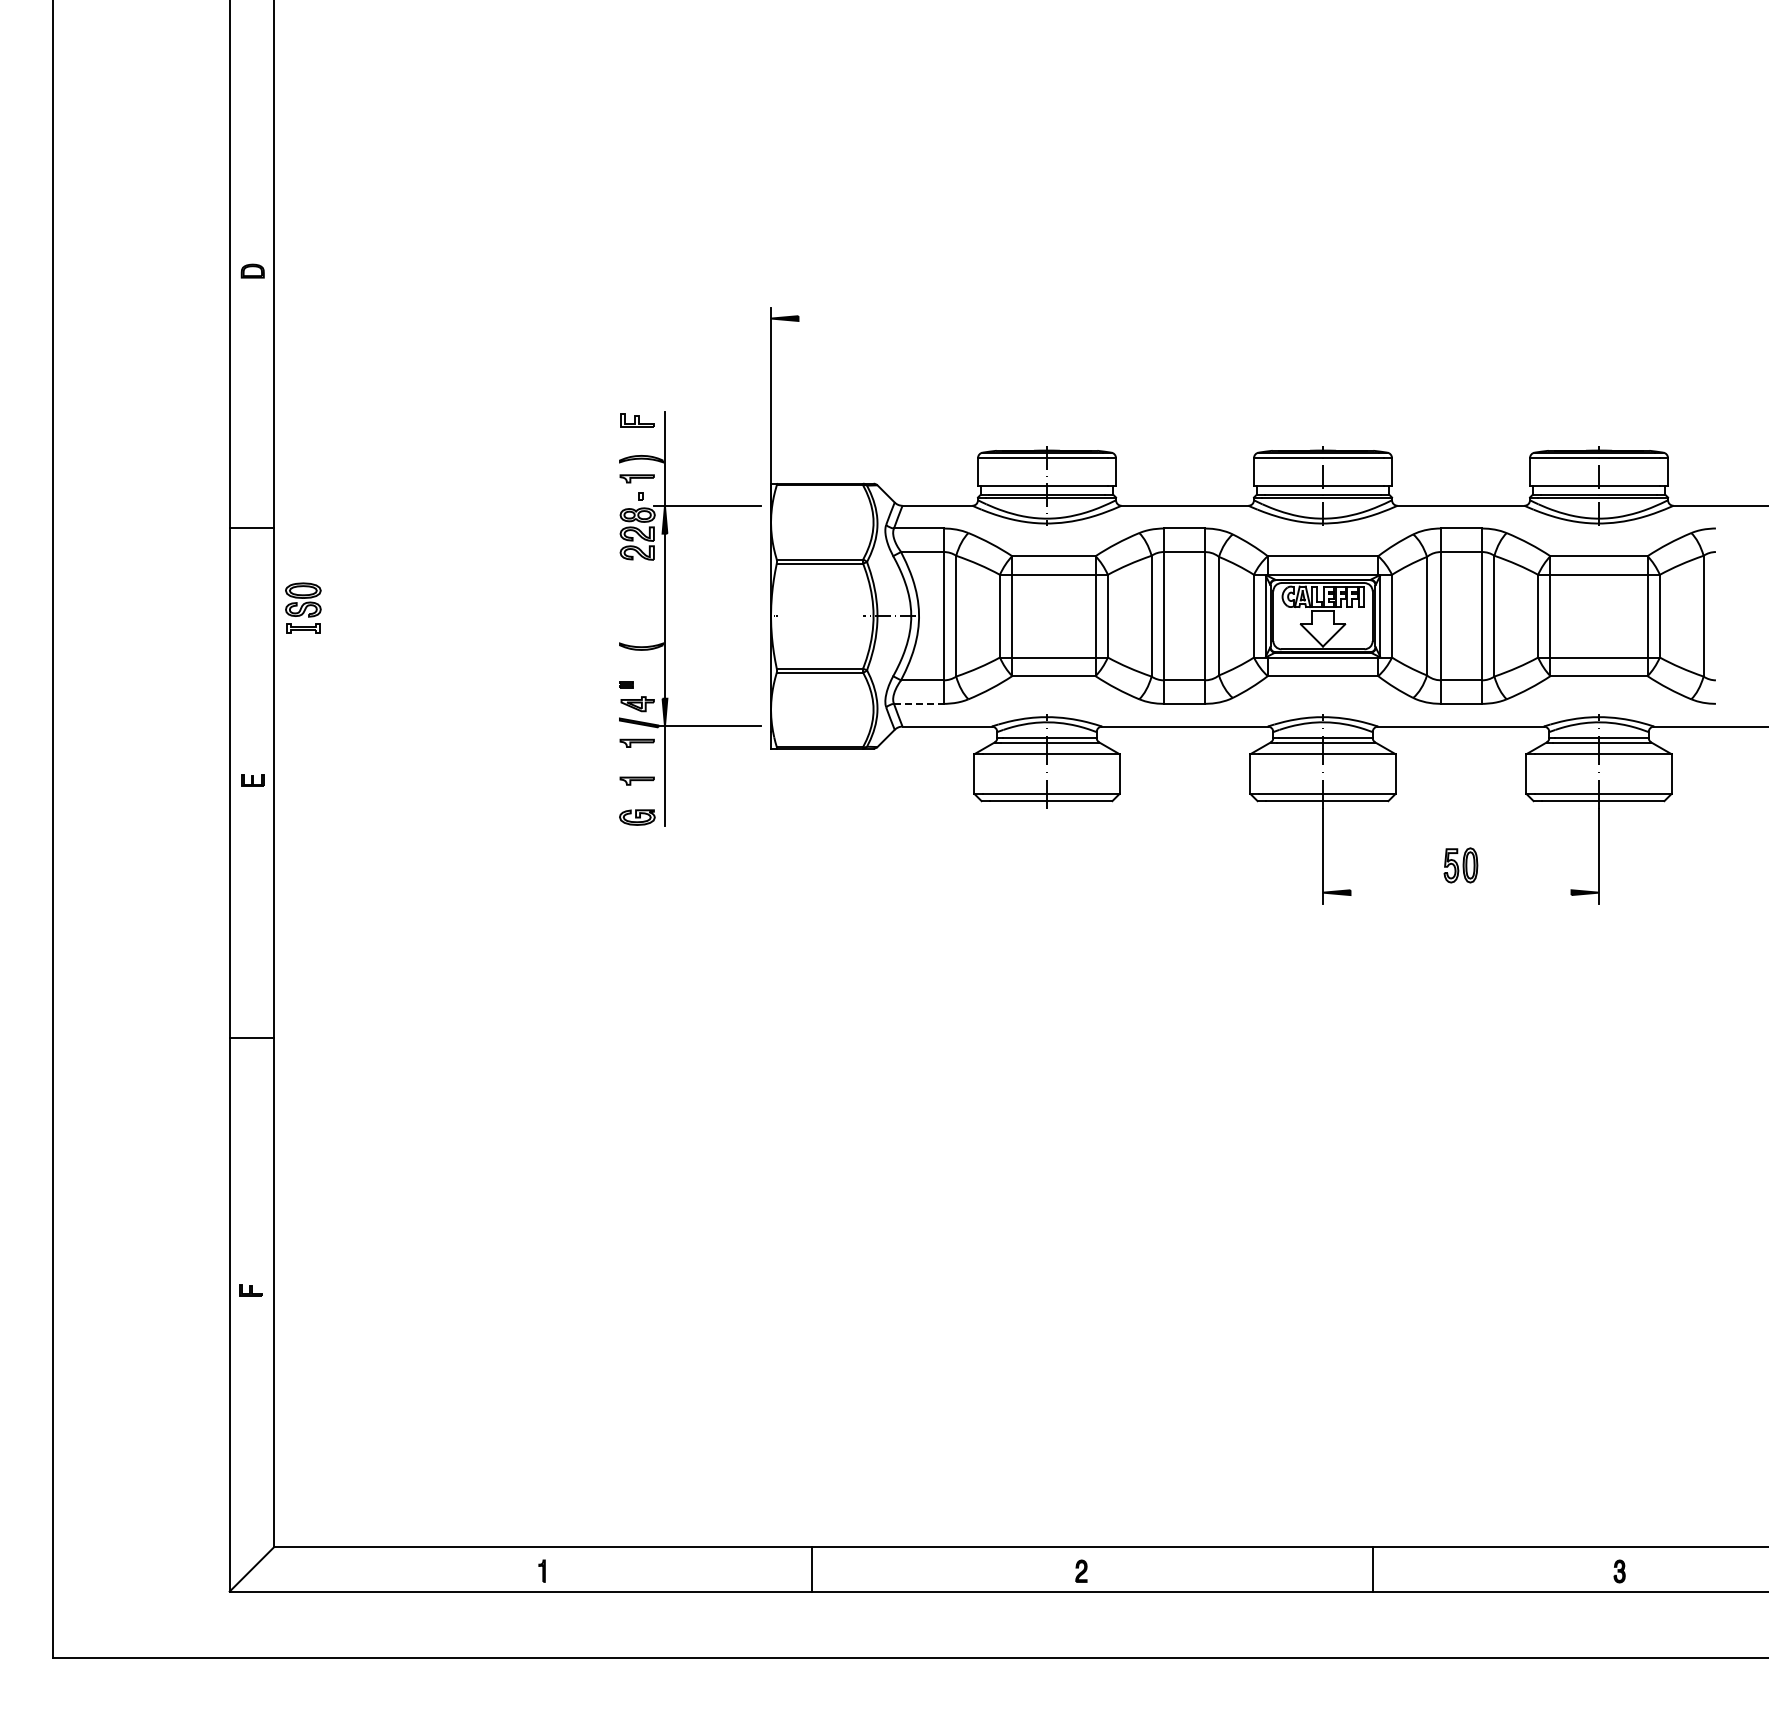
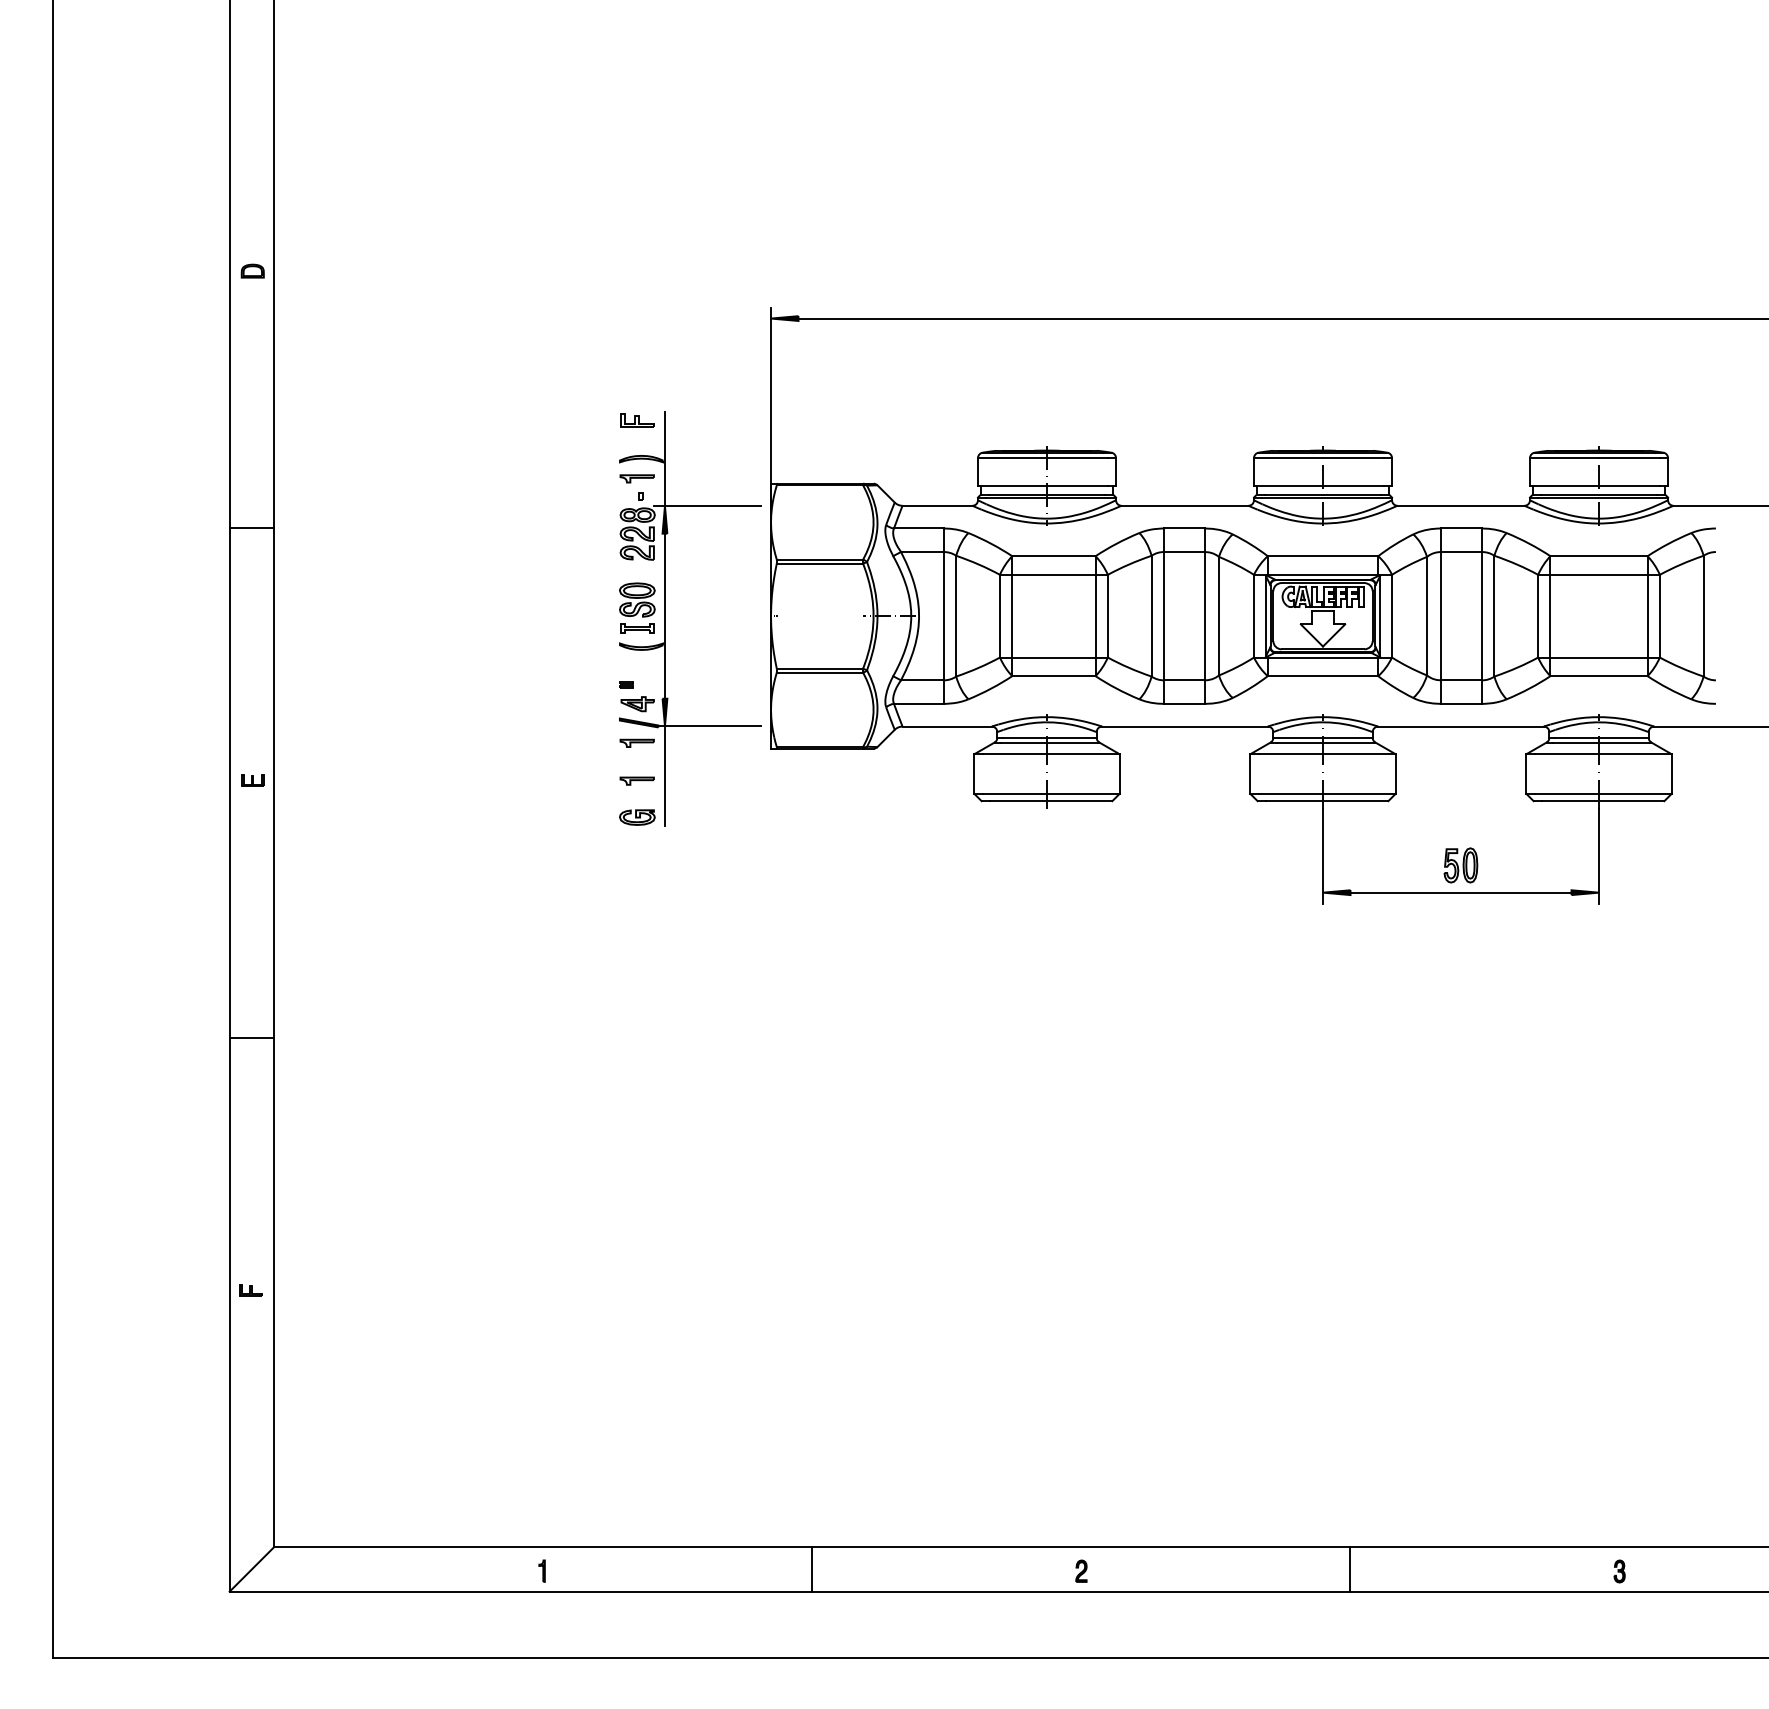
line: none -> present (1281, 318)
part position: (303, 607) -> (637, 607) (637, 607)
line: dashed -> solid (918, 703)
line: none -> present (1460, 892)
line position: (1373, 1569) -> (1350, 1569) (1350, 1569)
